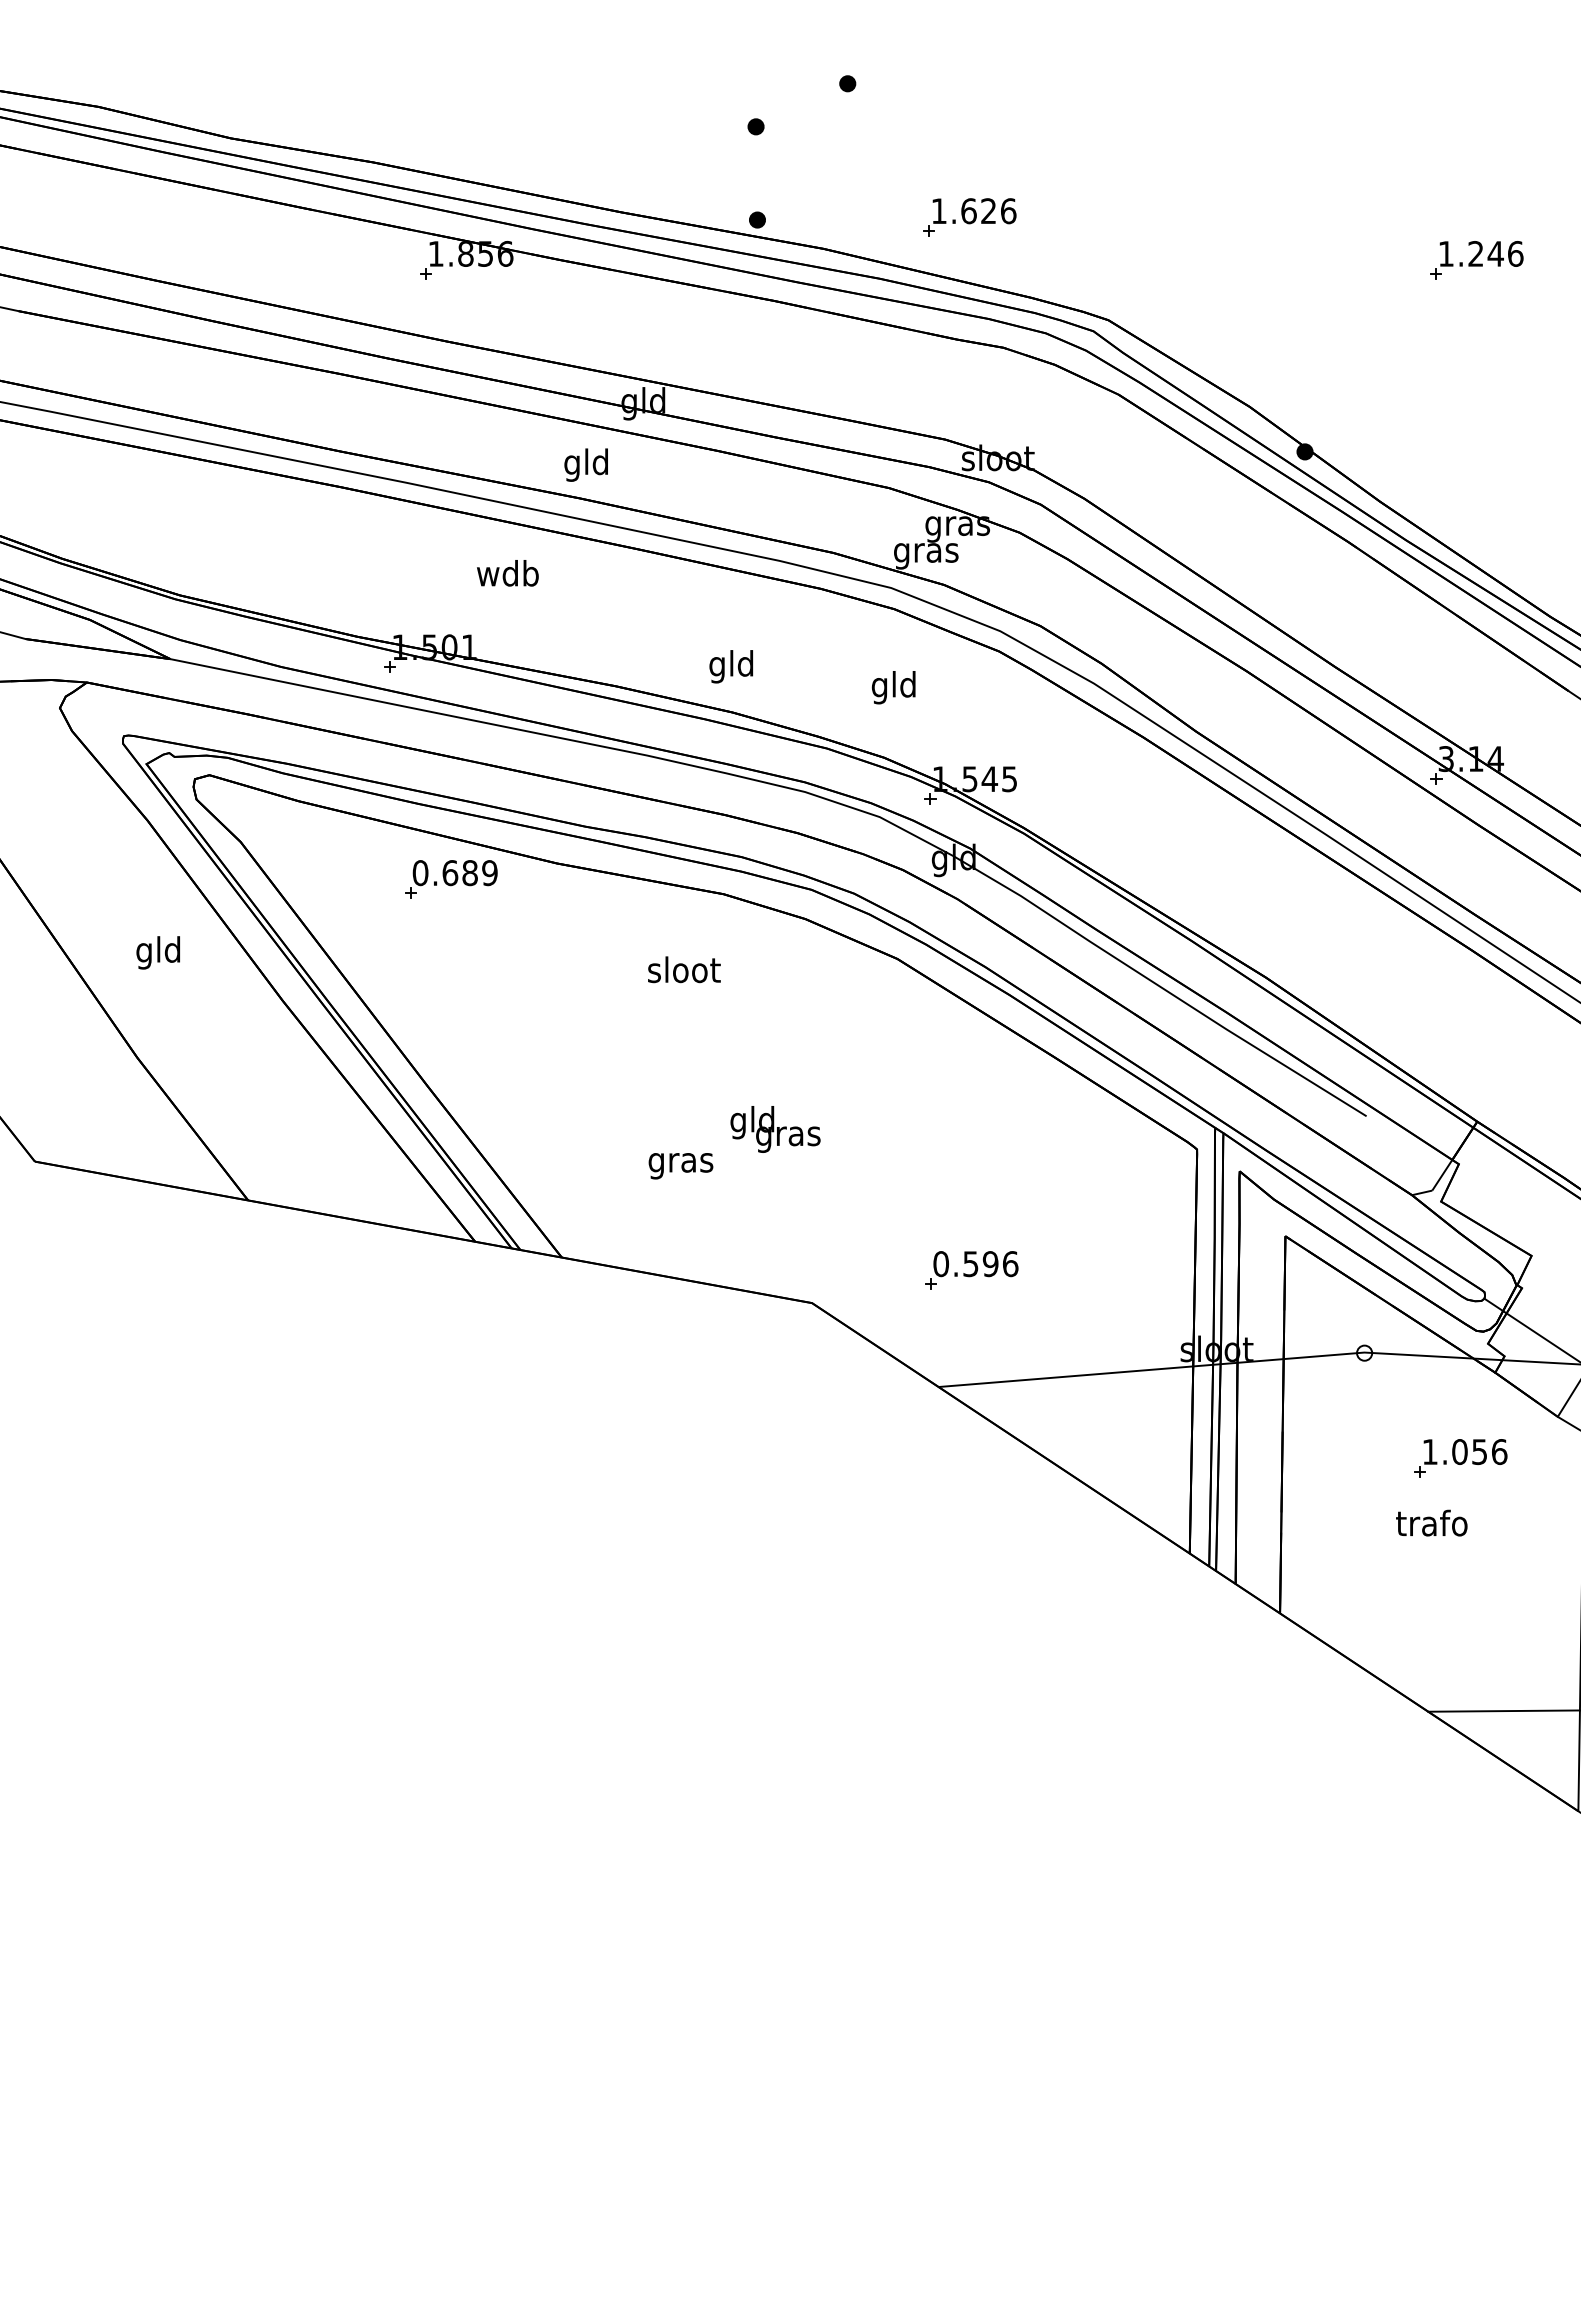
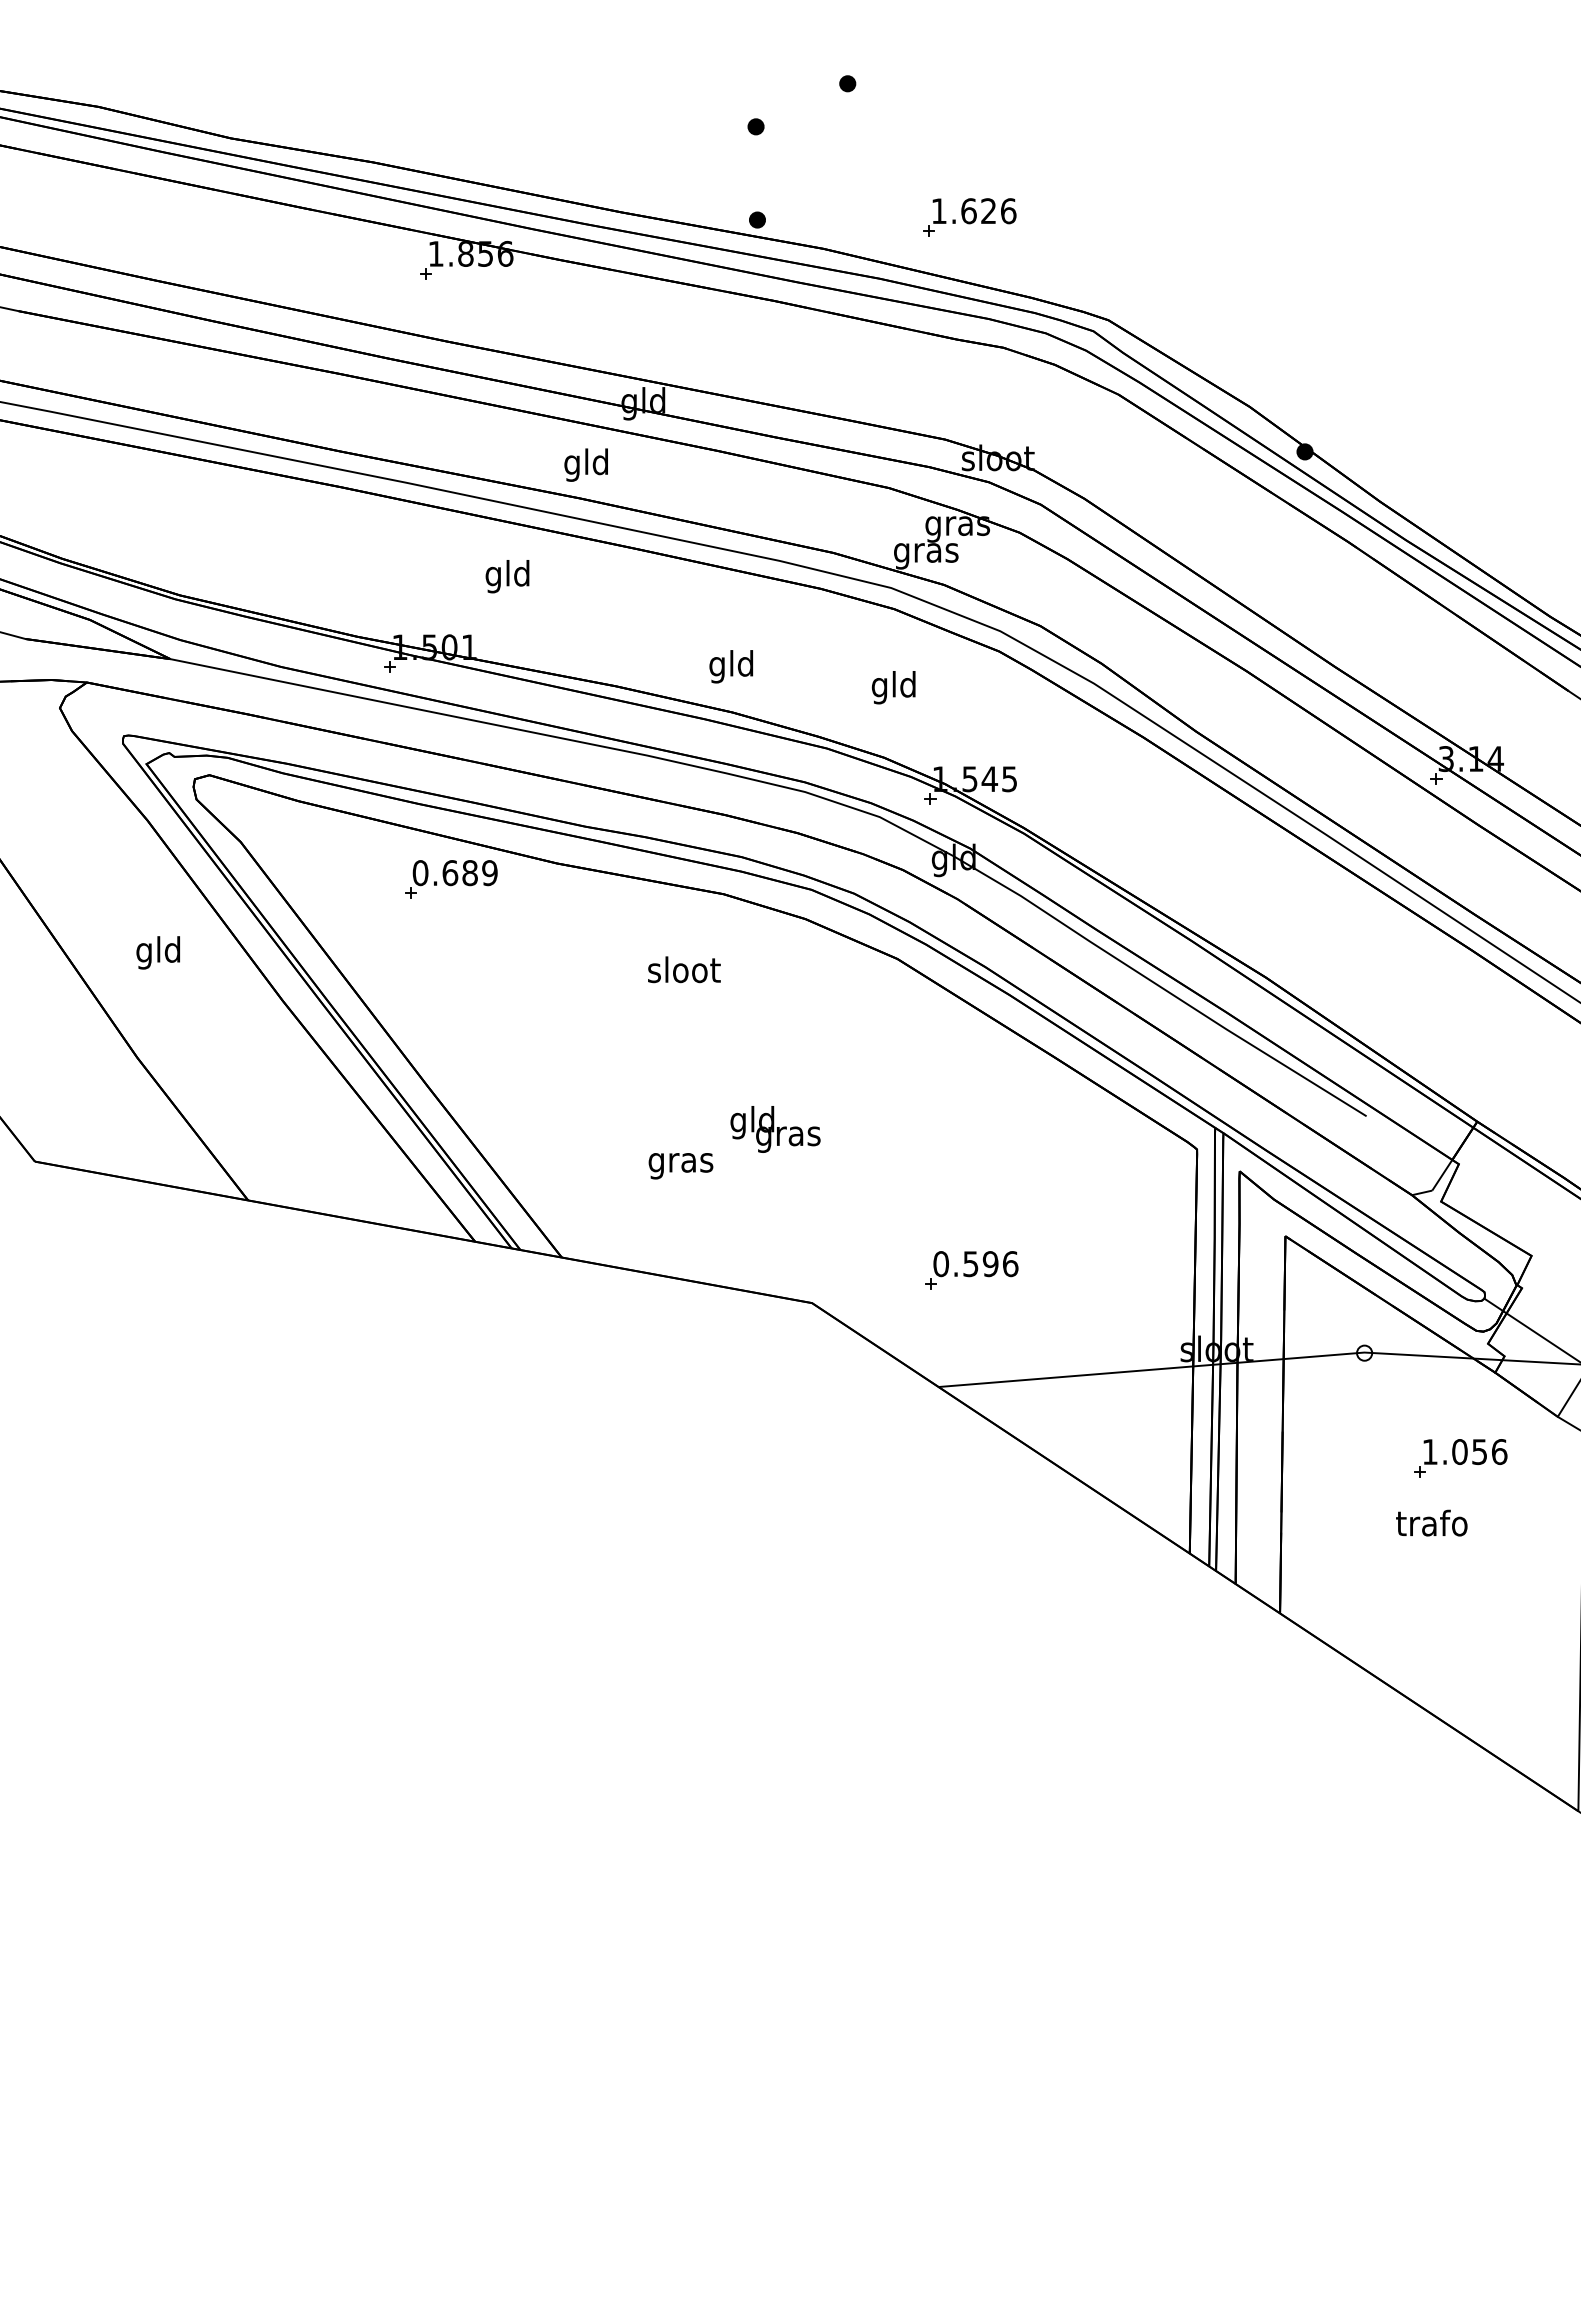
part: present -> none (1476, 260)
text: wdb -> gld (507, 576)
line: present -> none (1502, 1710)
